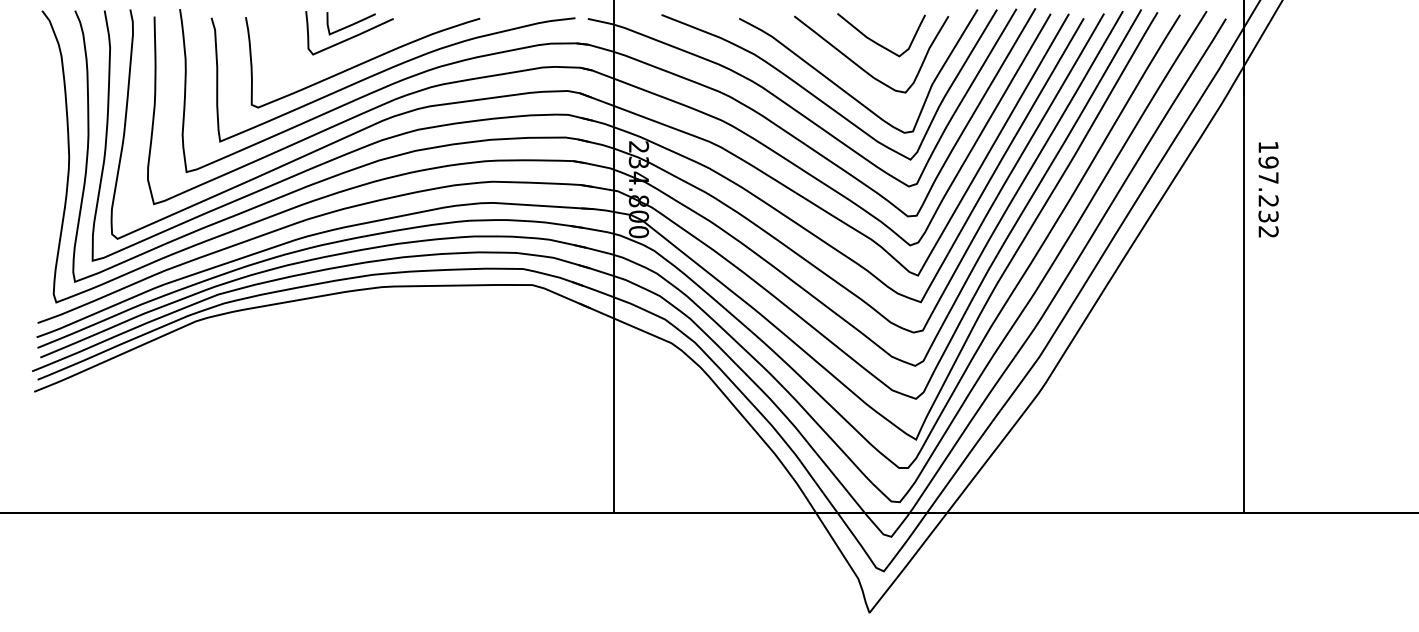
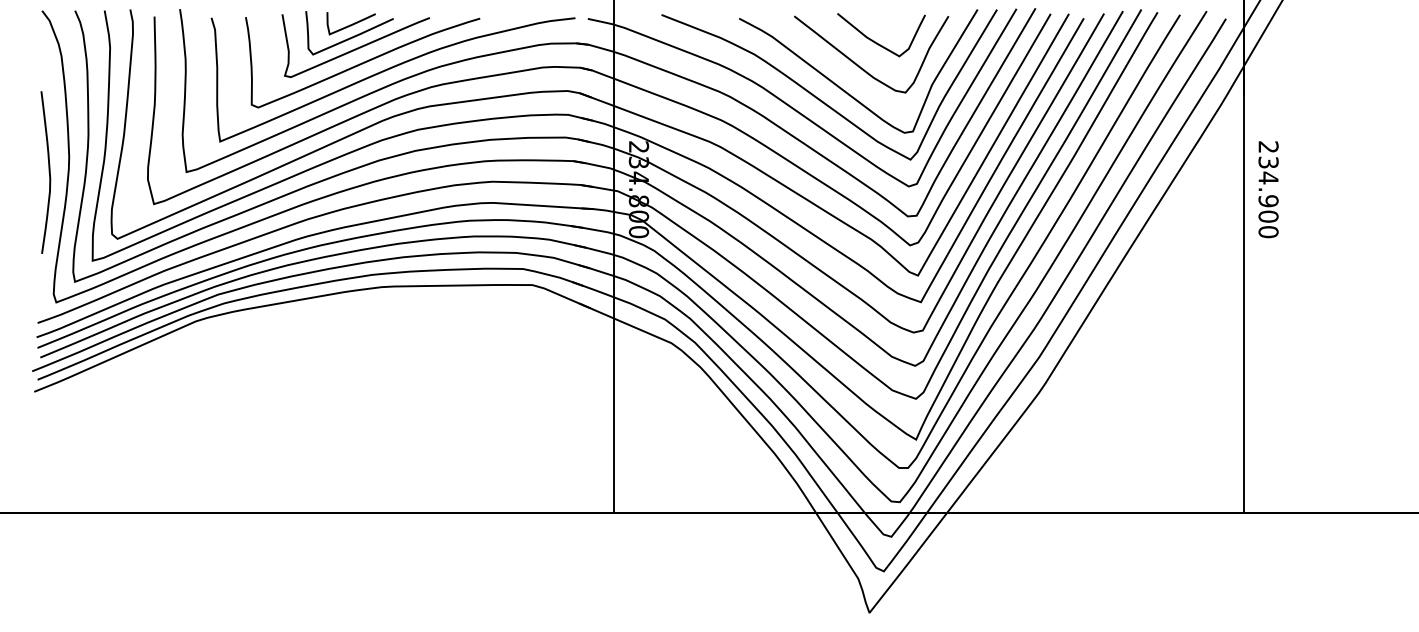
curve: none -> present (357, 47)
curve: none -> present (48, 172)
text: 197.232 -> 234.900 (1268, 189)
